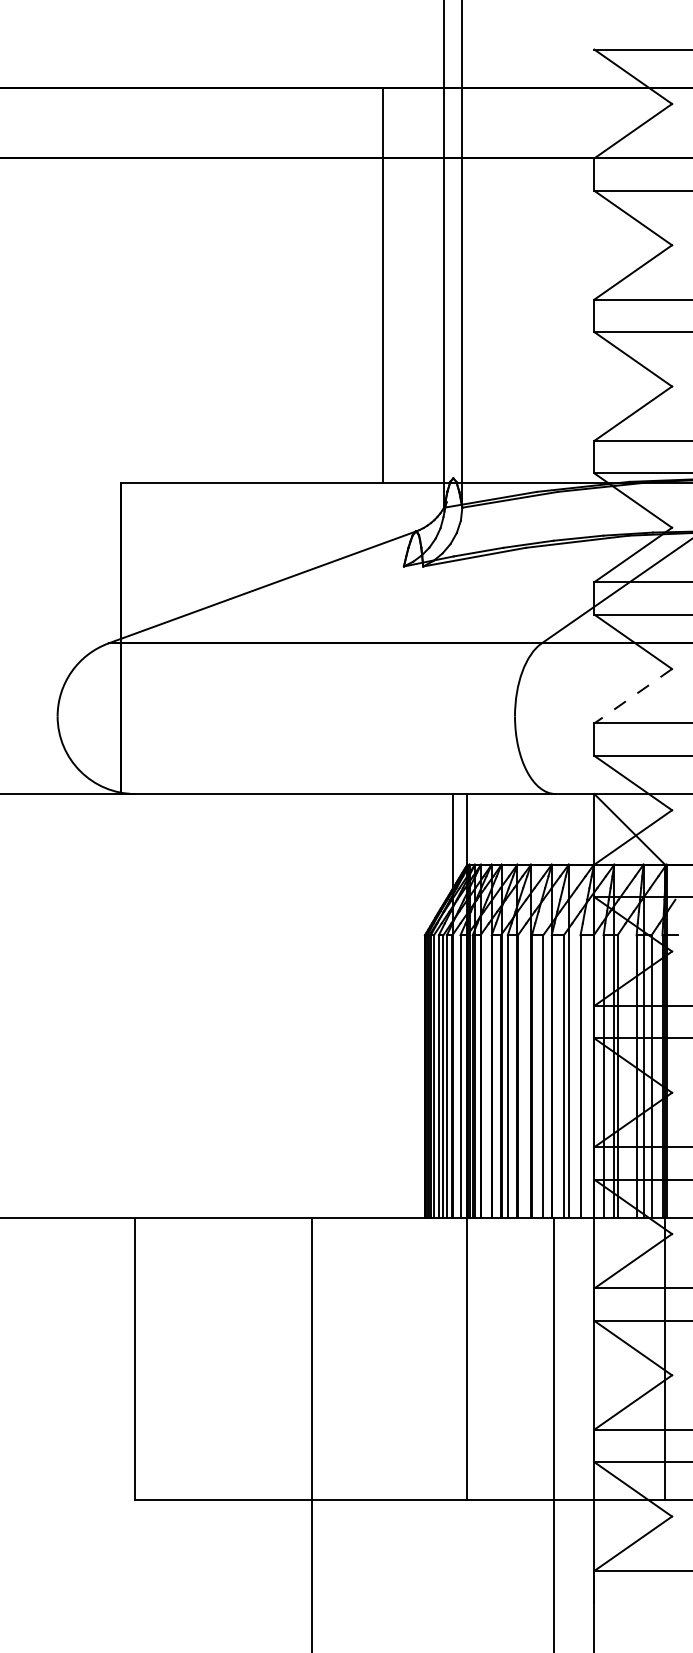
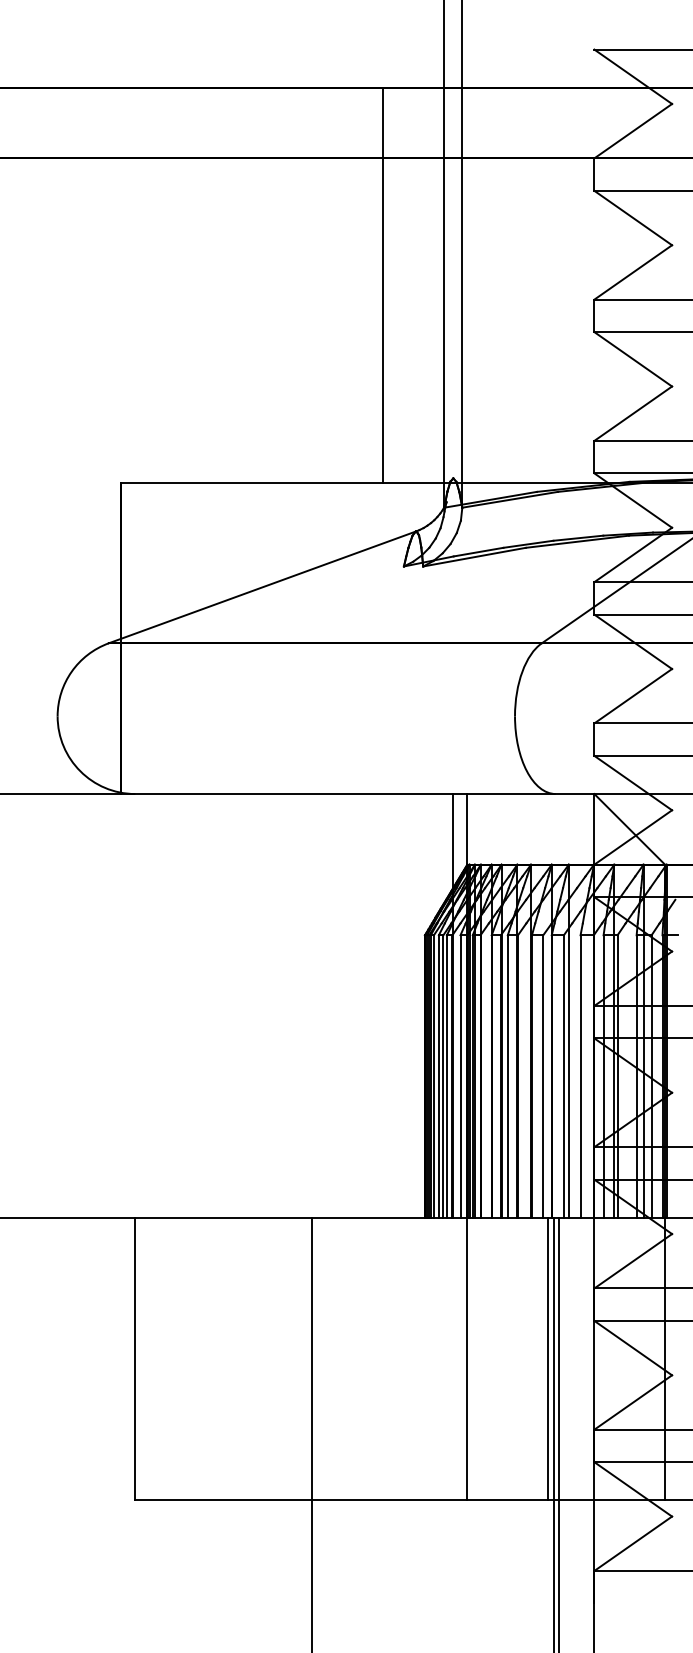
line: dashed -> solid (632, 696)
line: none -> present (548, 1358)
line: none -> present (559, 1433)
